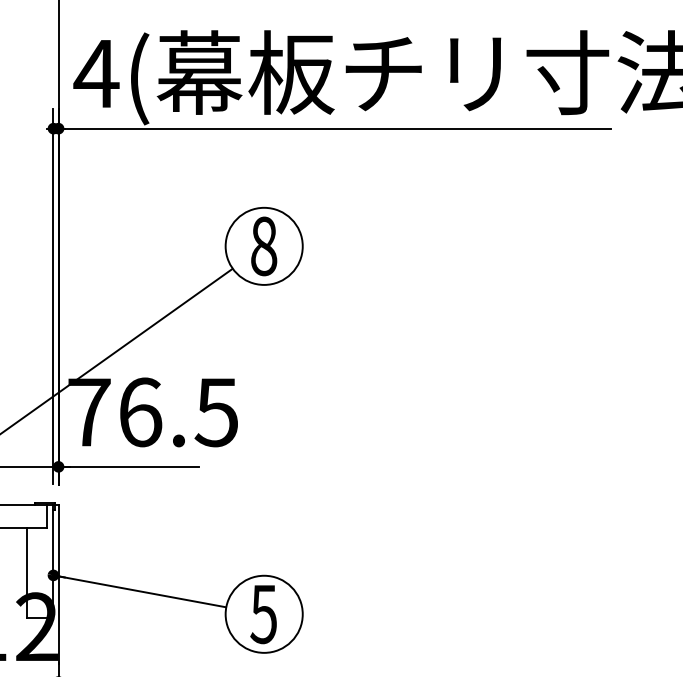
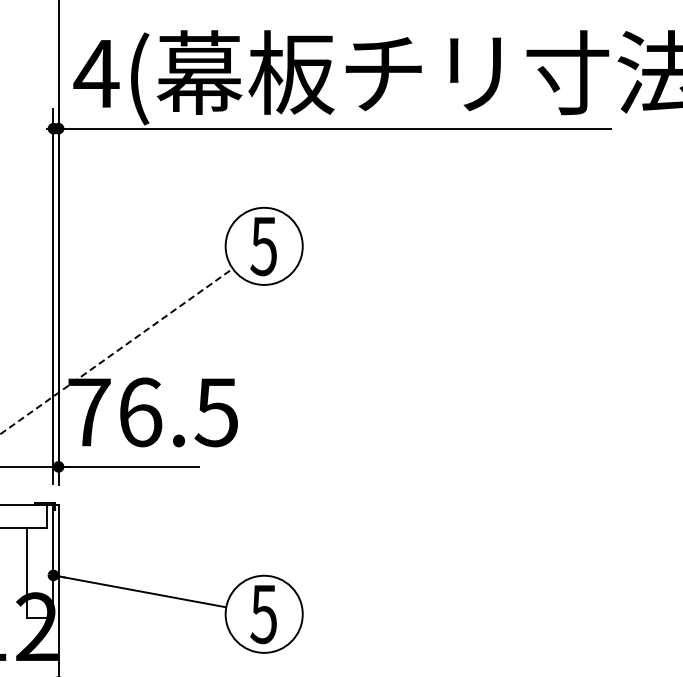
text: 8 -> 5 (263, 246)
line: solid -> dashed (116, 351)
